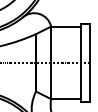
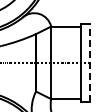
line: solid -> dashed (90, 62)
